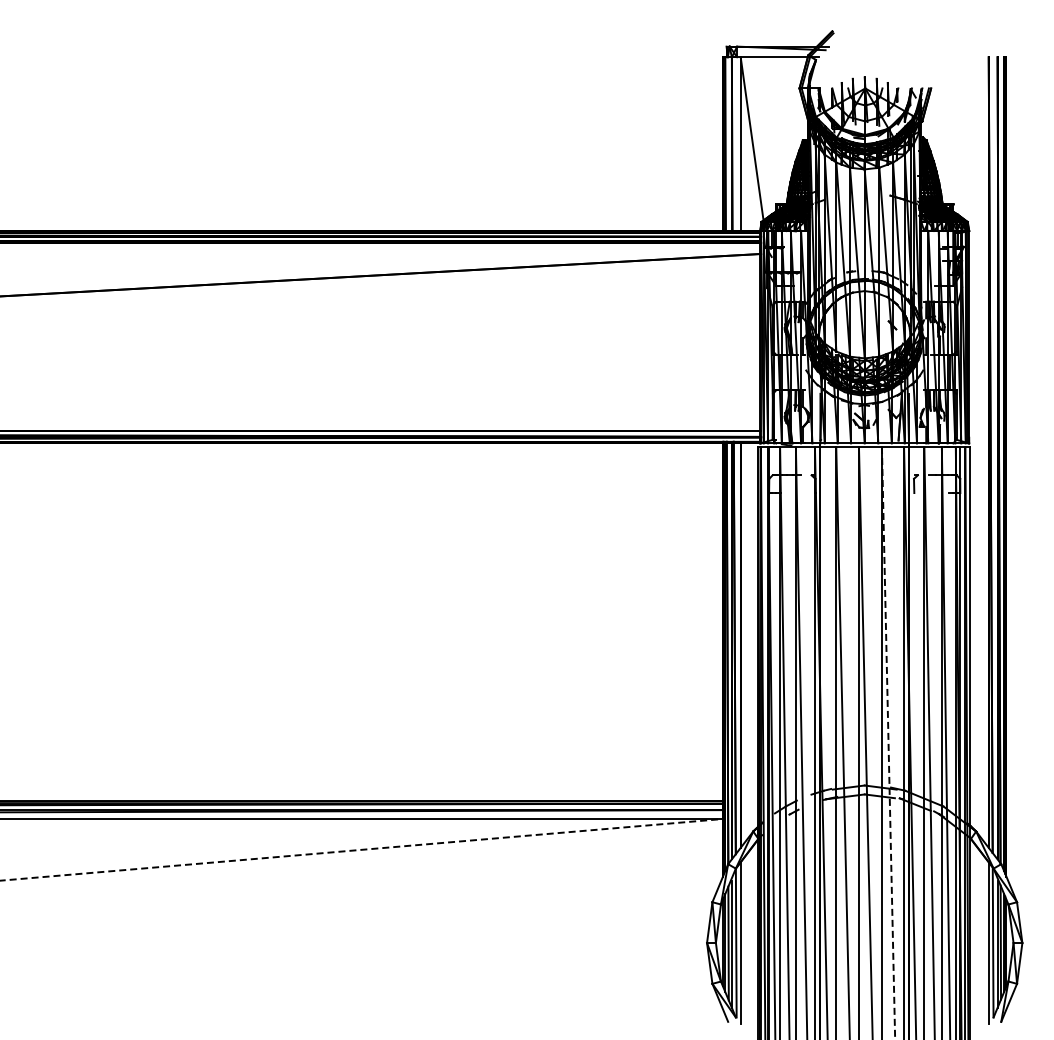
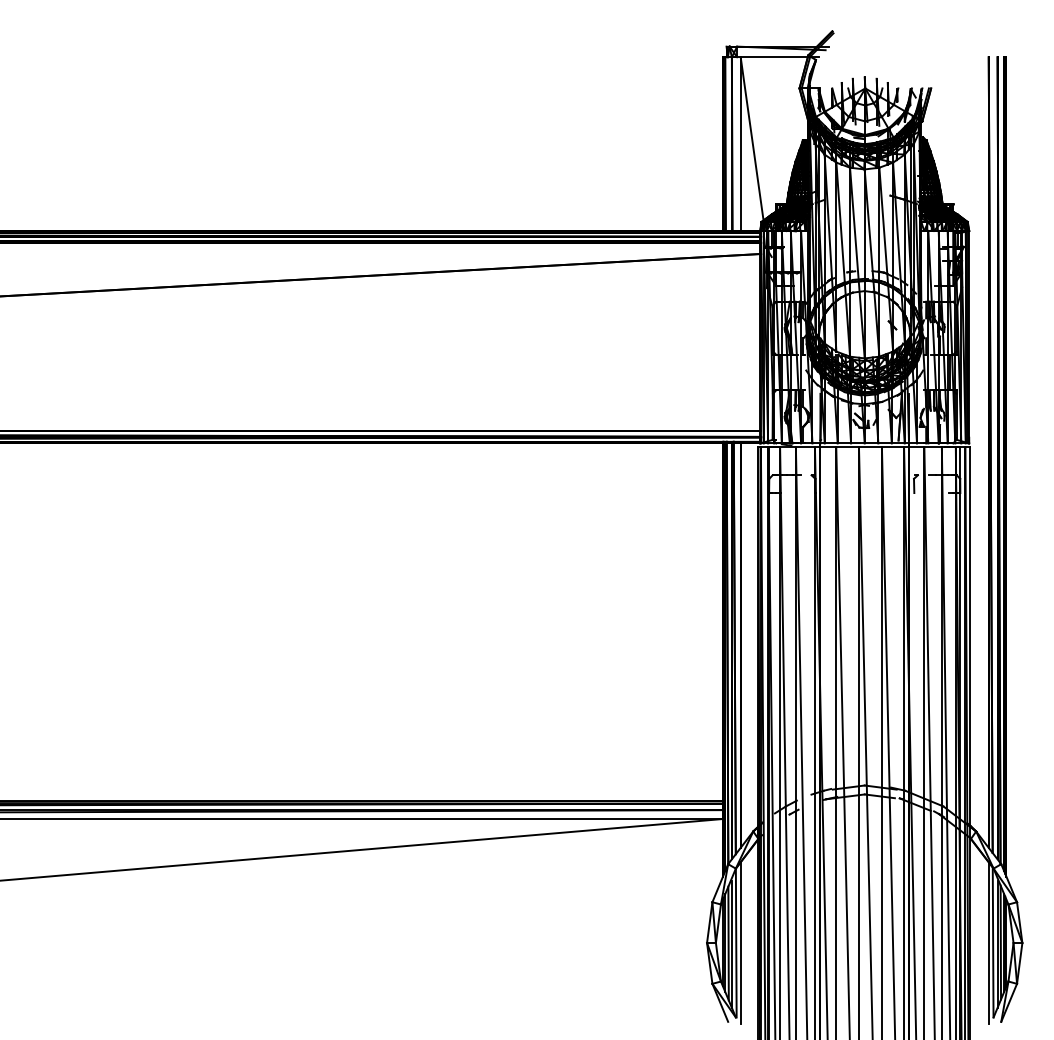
line: dashed -> solid (888, 743)
line: dashed -> solid (362, 849)
